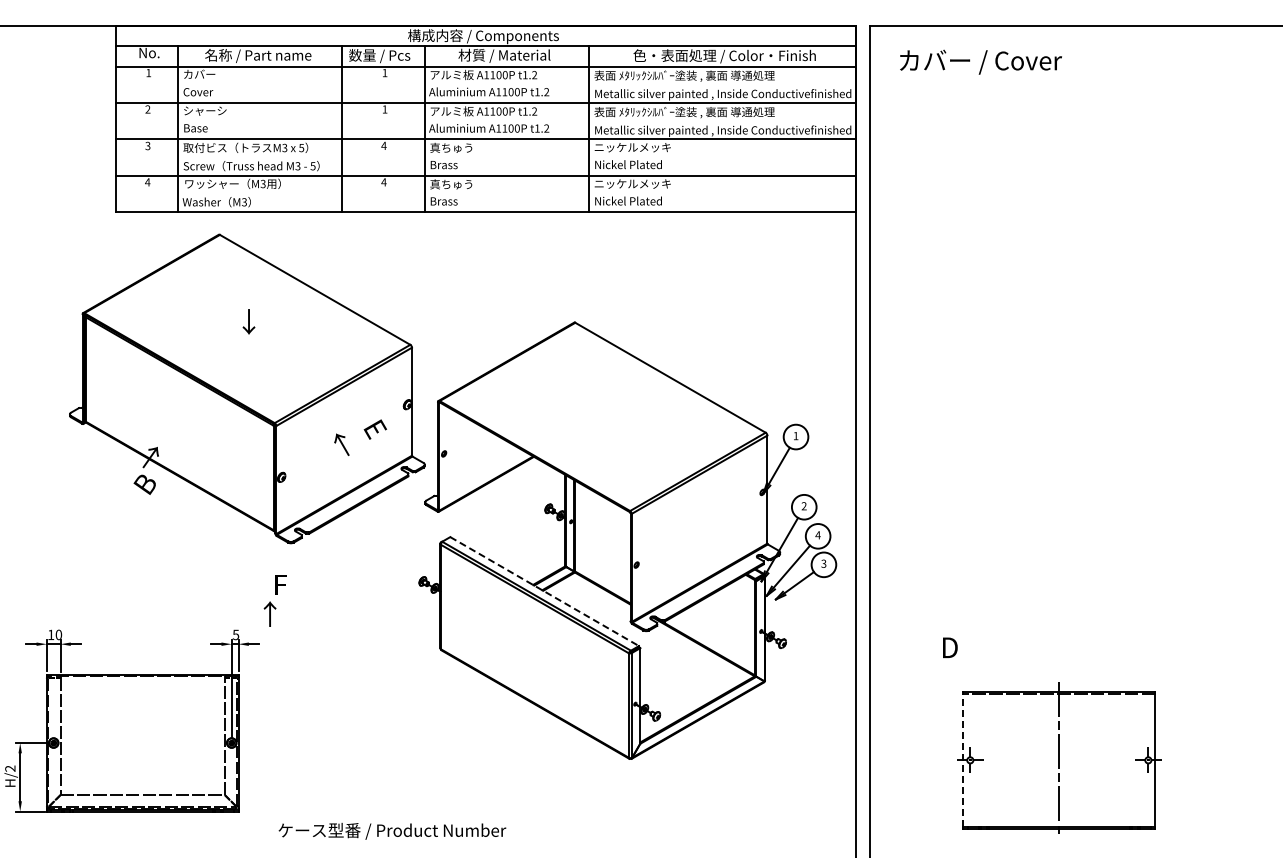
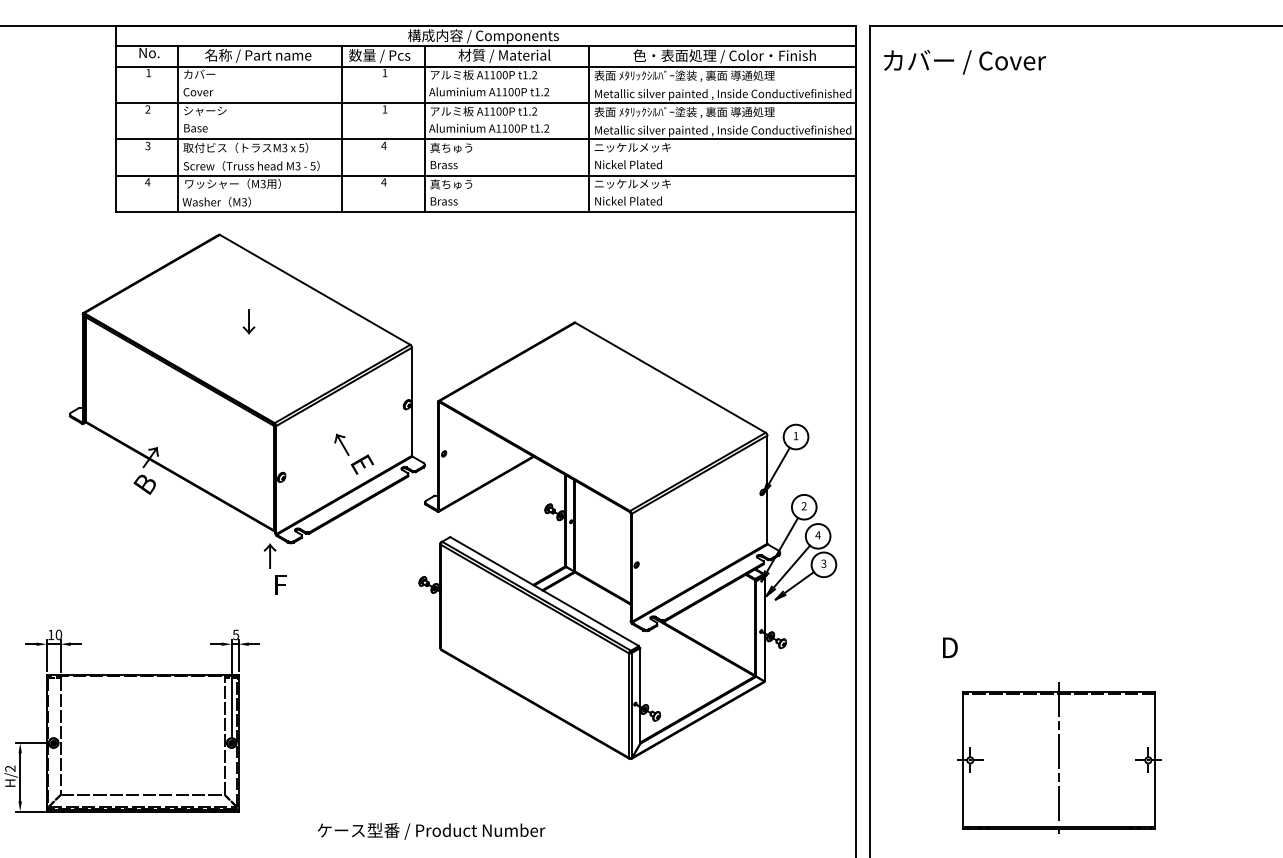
text position: (980, 61) -> (964, 61) (964, 61)
text position: (374, 429) -> (361, 464) (361, 464)
line: dashed -> solid (544, 591)
text position: (269, 613) -> (269, 555) (269, 555)
line: dashed -> solid (963, 759)
text position: (392, 831) -> (431, 831) (431, 831)
